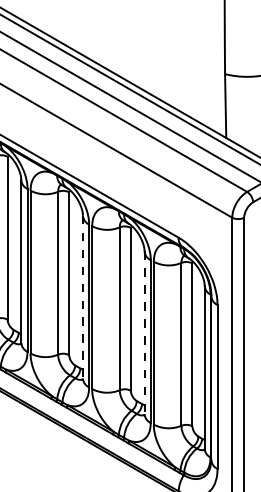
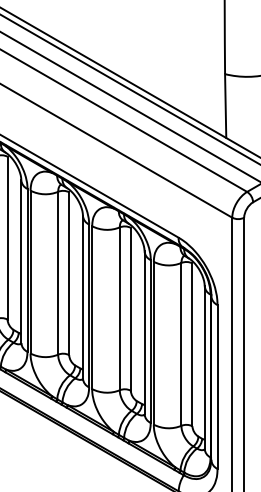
line: dashed -> solid (82, 297)
line: dashed -> solid (144, 333)
